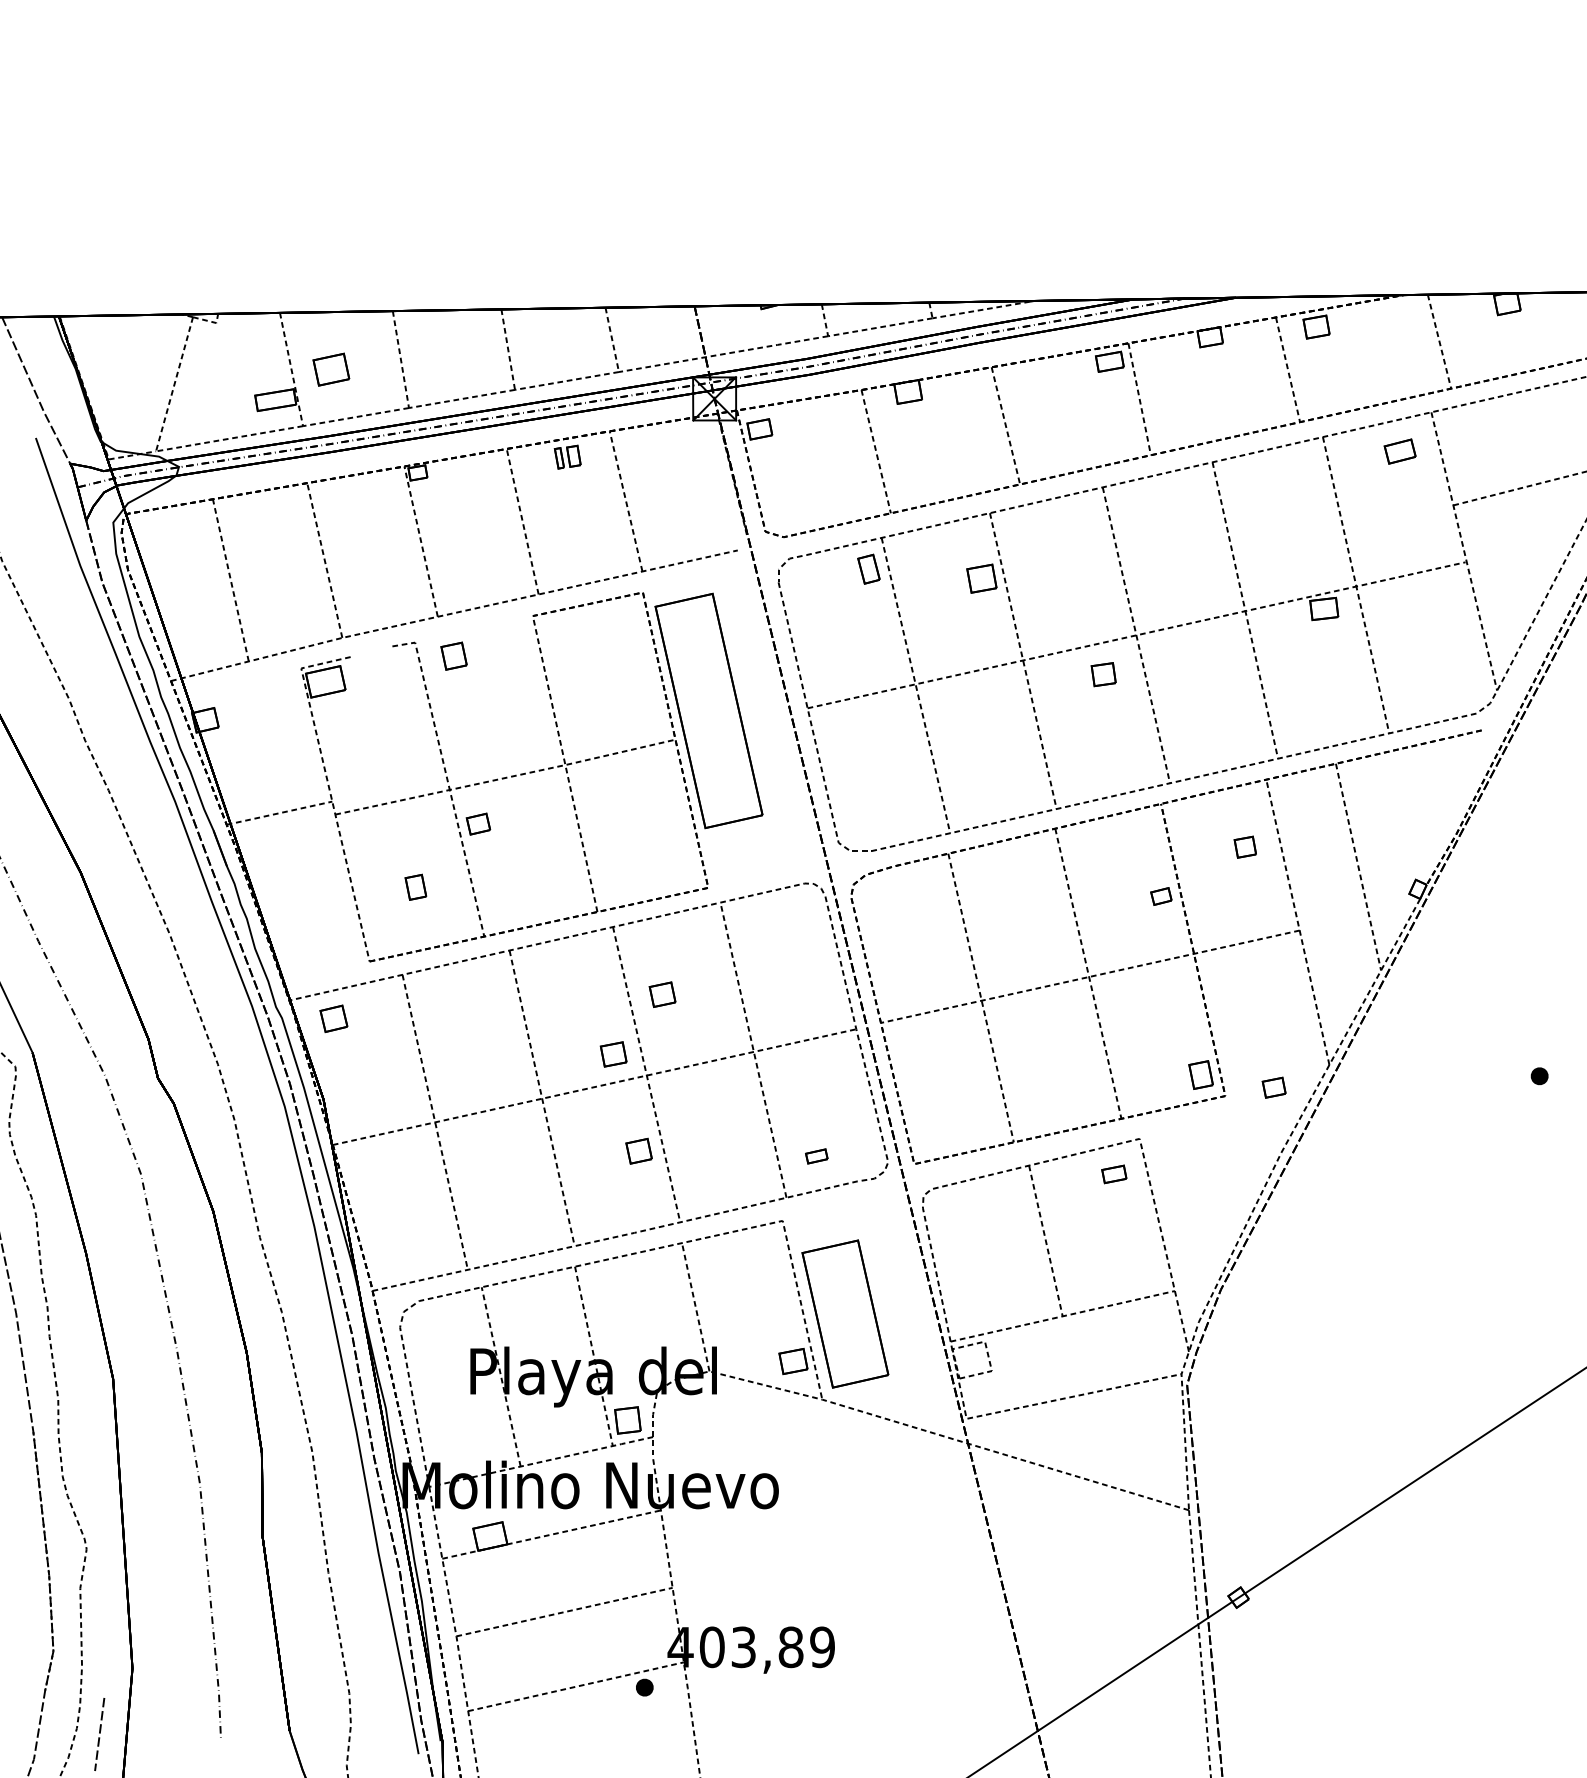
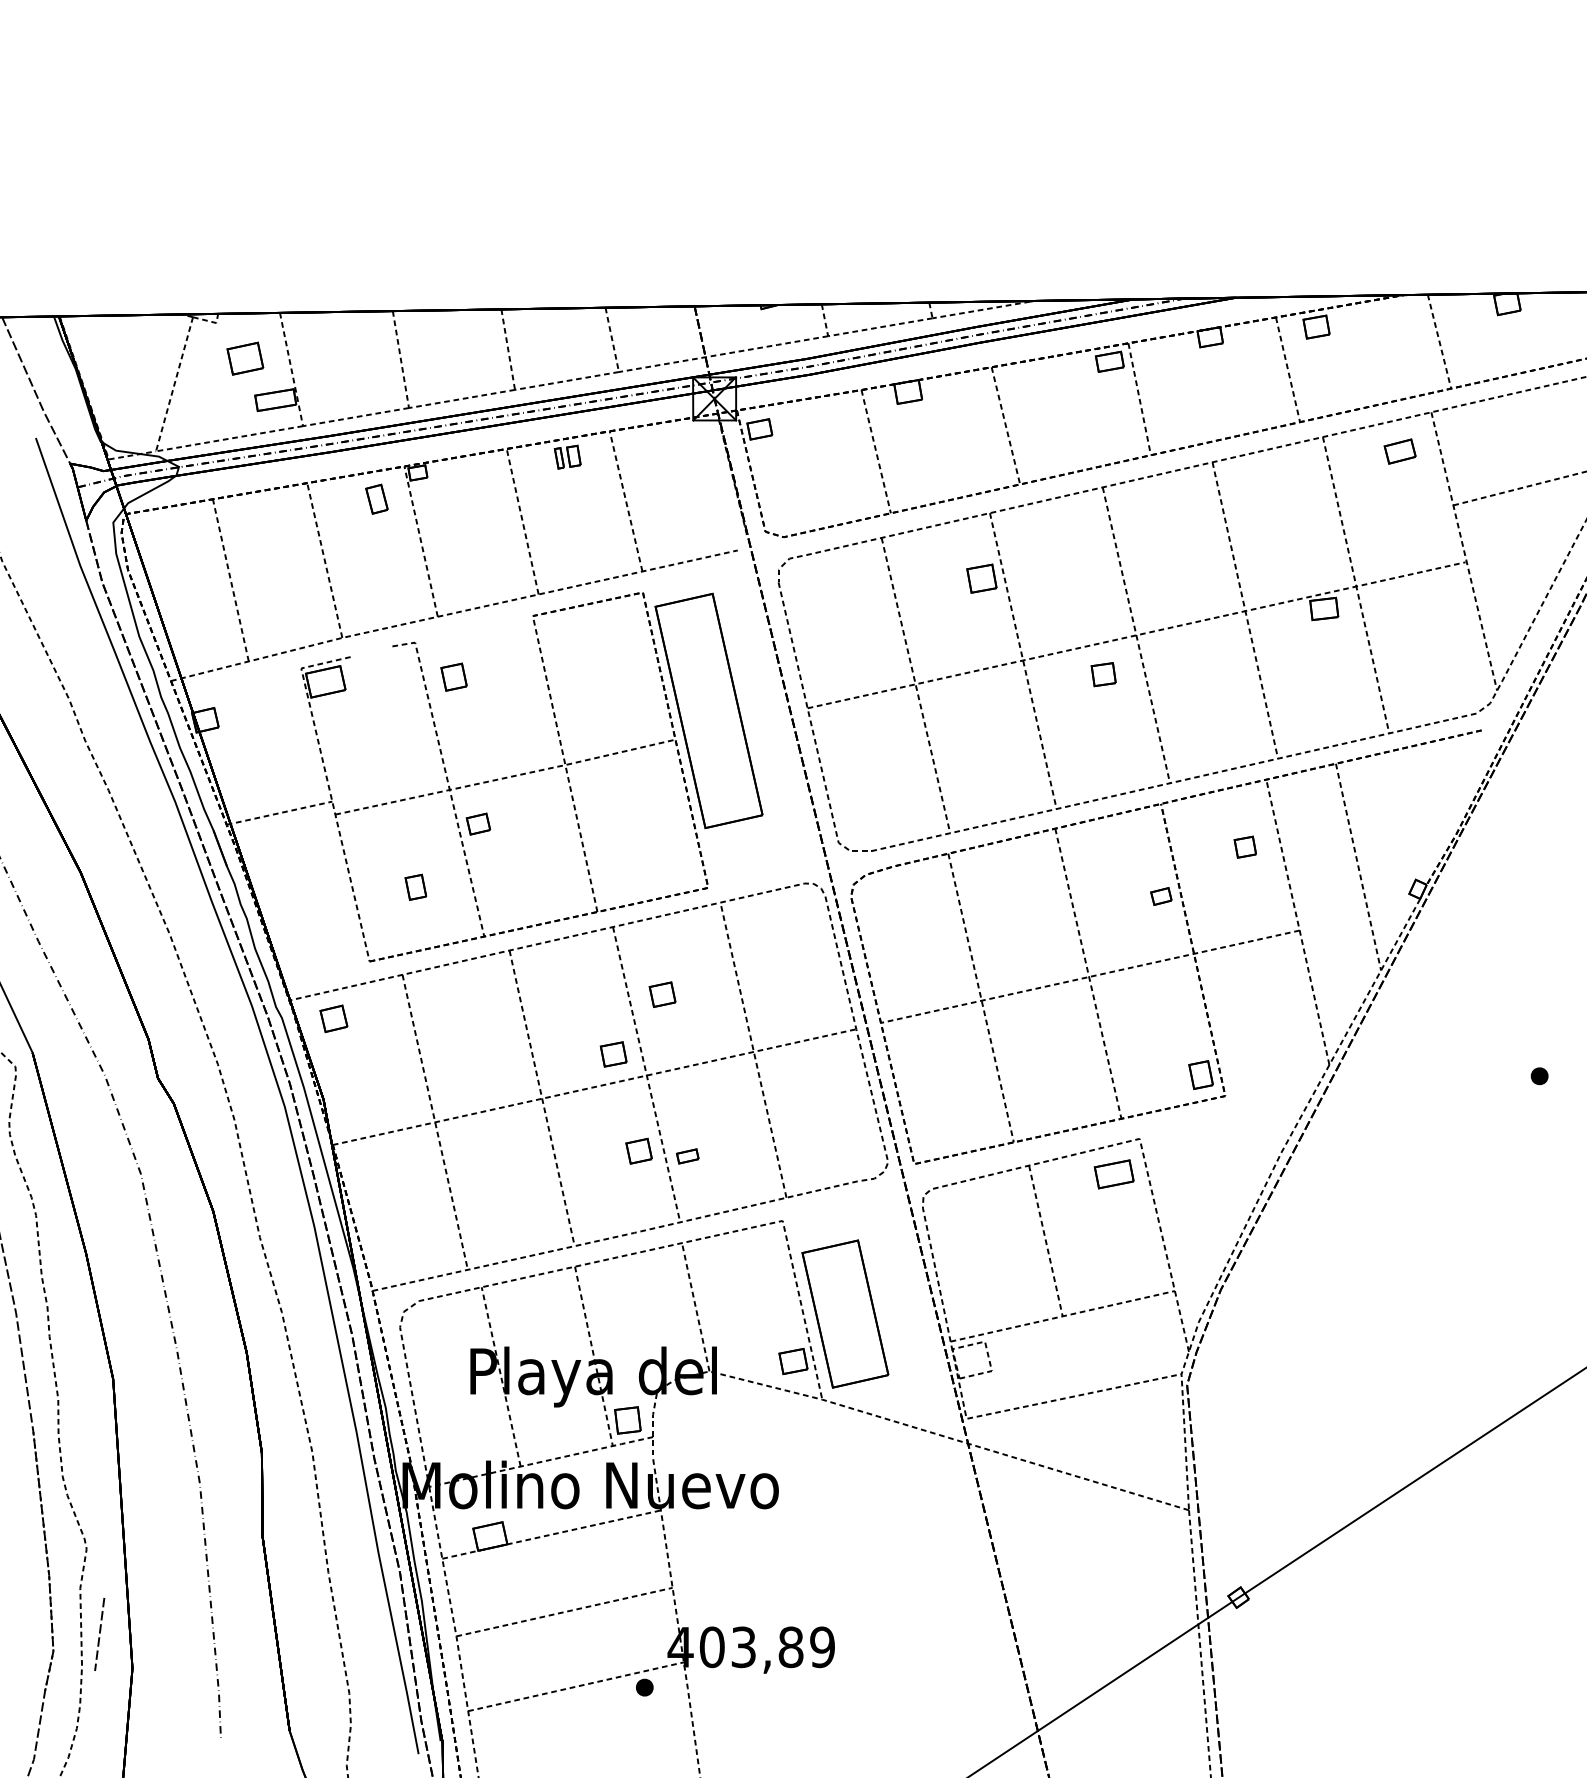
part position: (331, 369) -> (245, 358) (245, 358)
part position: (868, 568) -> (376, 498) (376, 498)
part position: (453, 655) -> (453, 676) (453, 676)
part: present -> none (1273, 1087)
part position: (816, 1156) -> (687, 1156) (687, 1156)
part size: 27x21 px -> 42x31 px (1113, 1174)
line position: (99, 1733) -> (99, 1633) (99, 1633)
